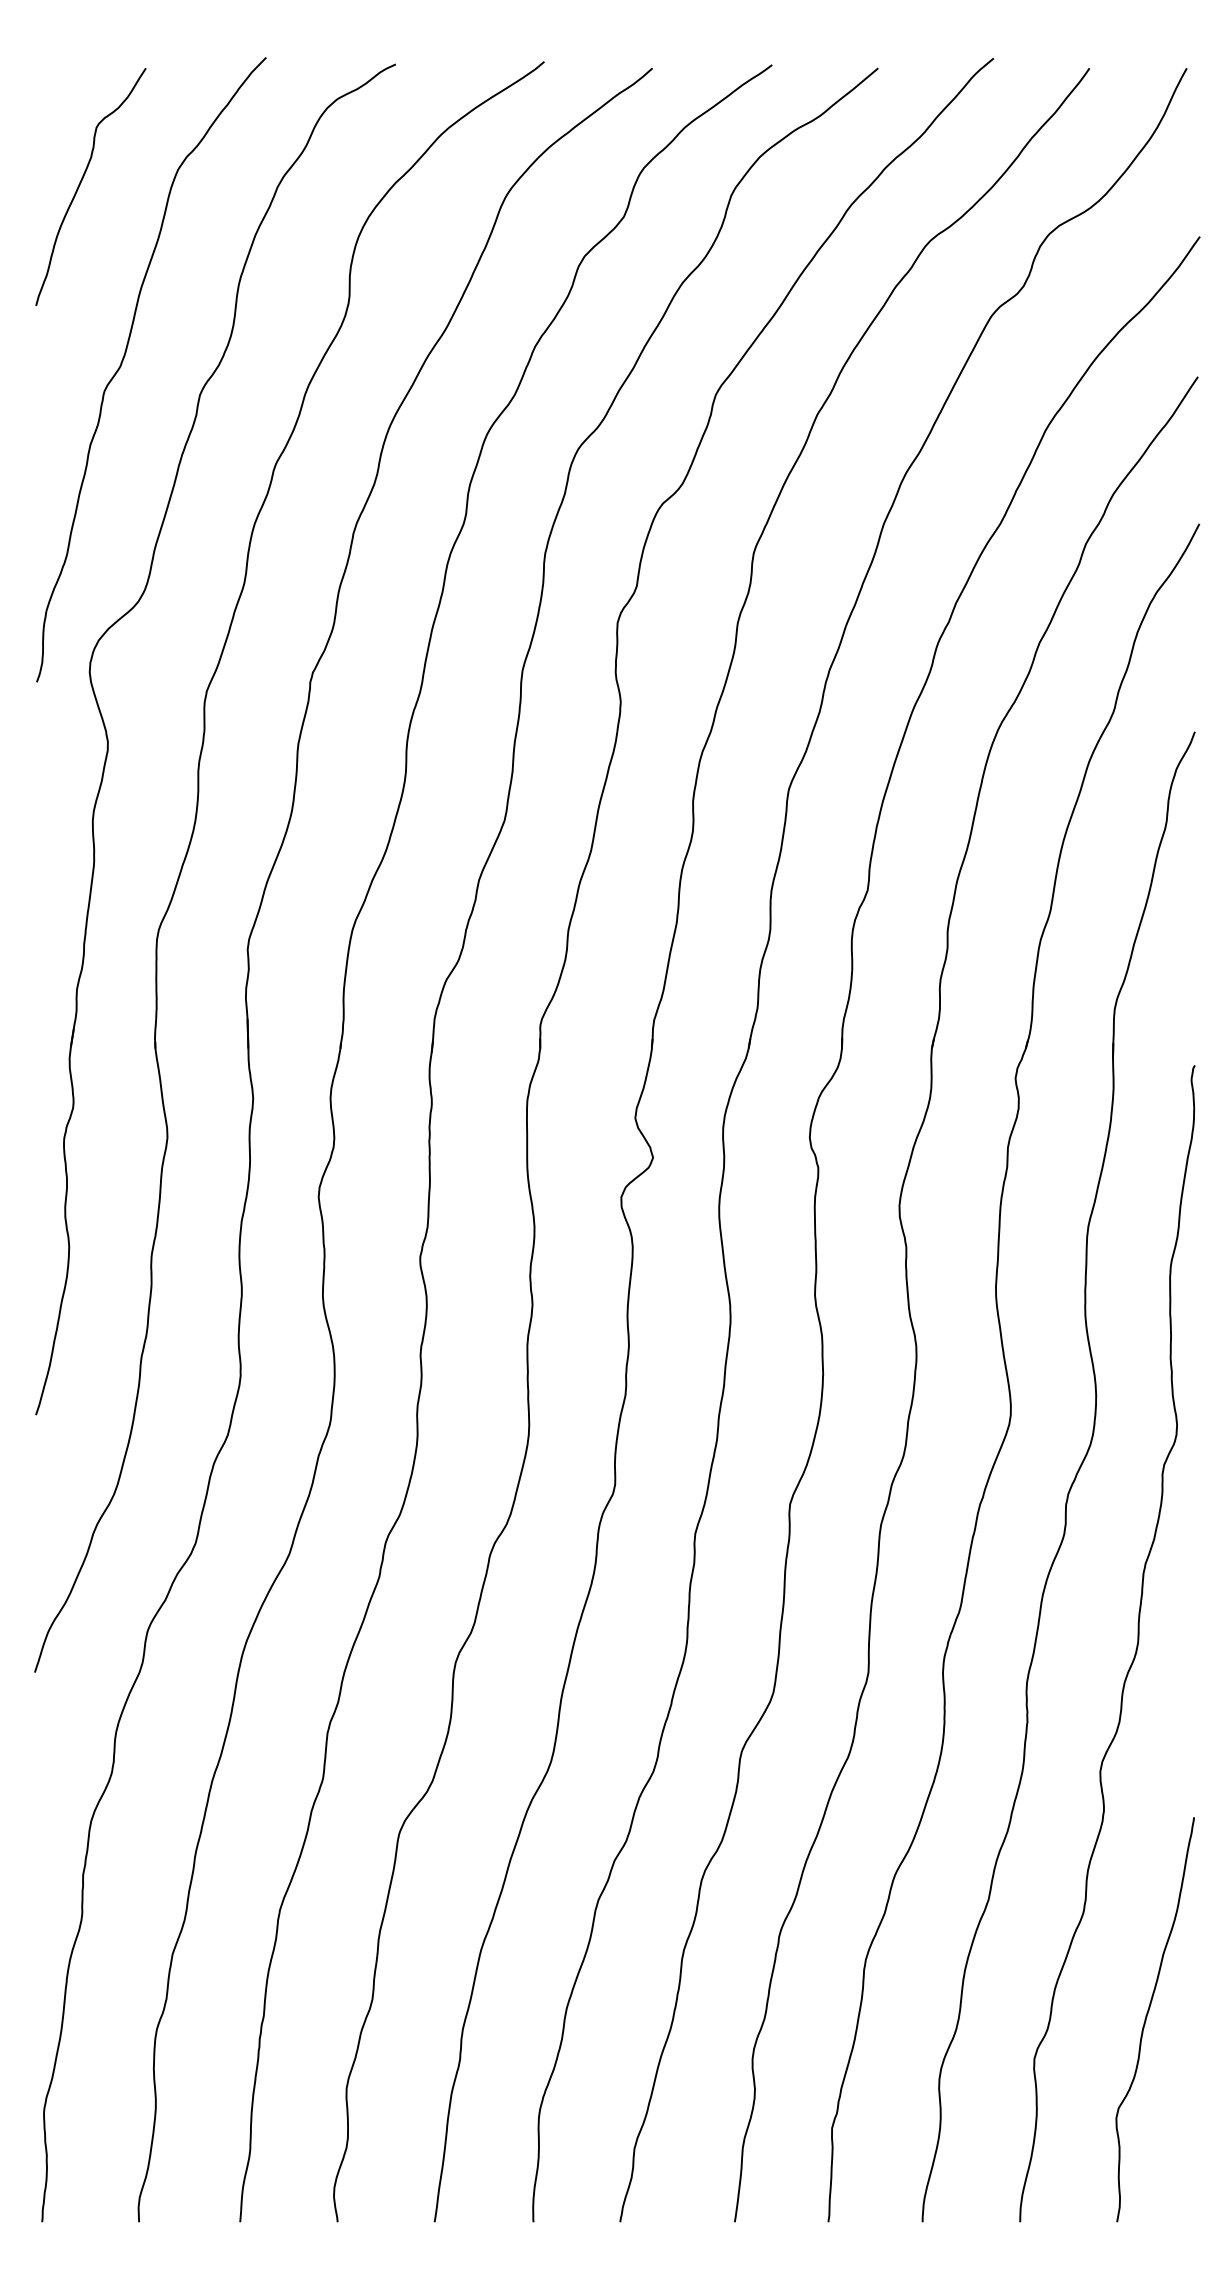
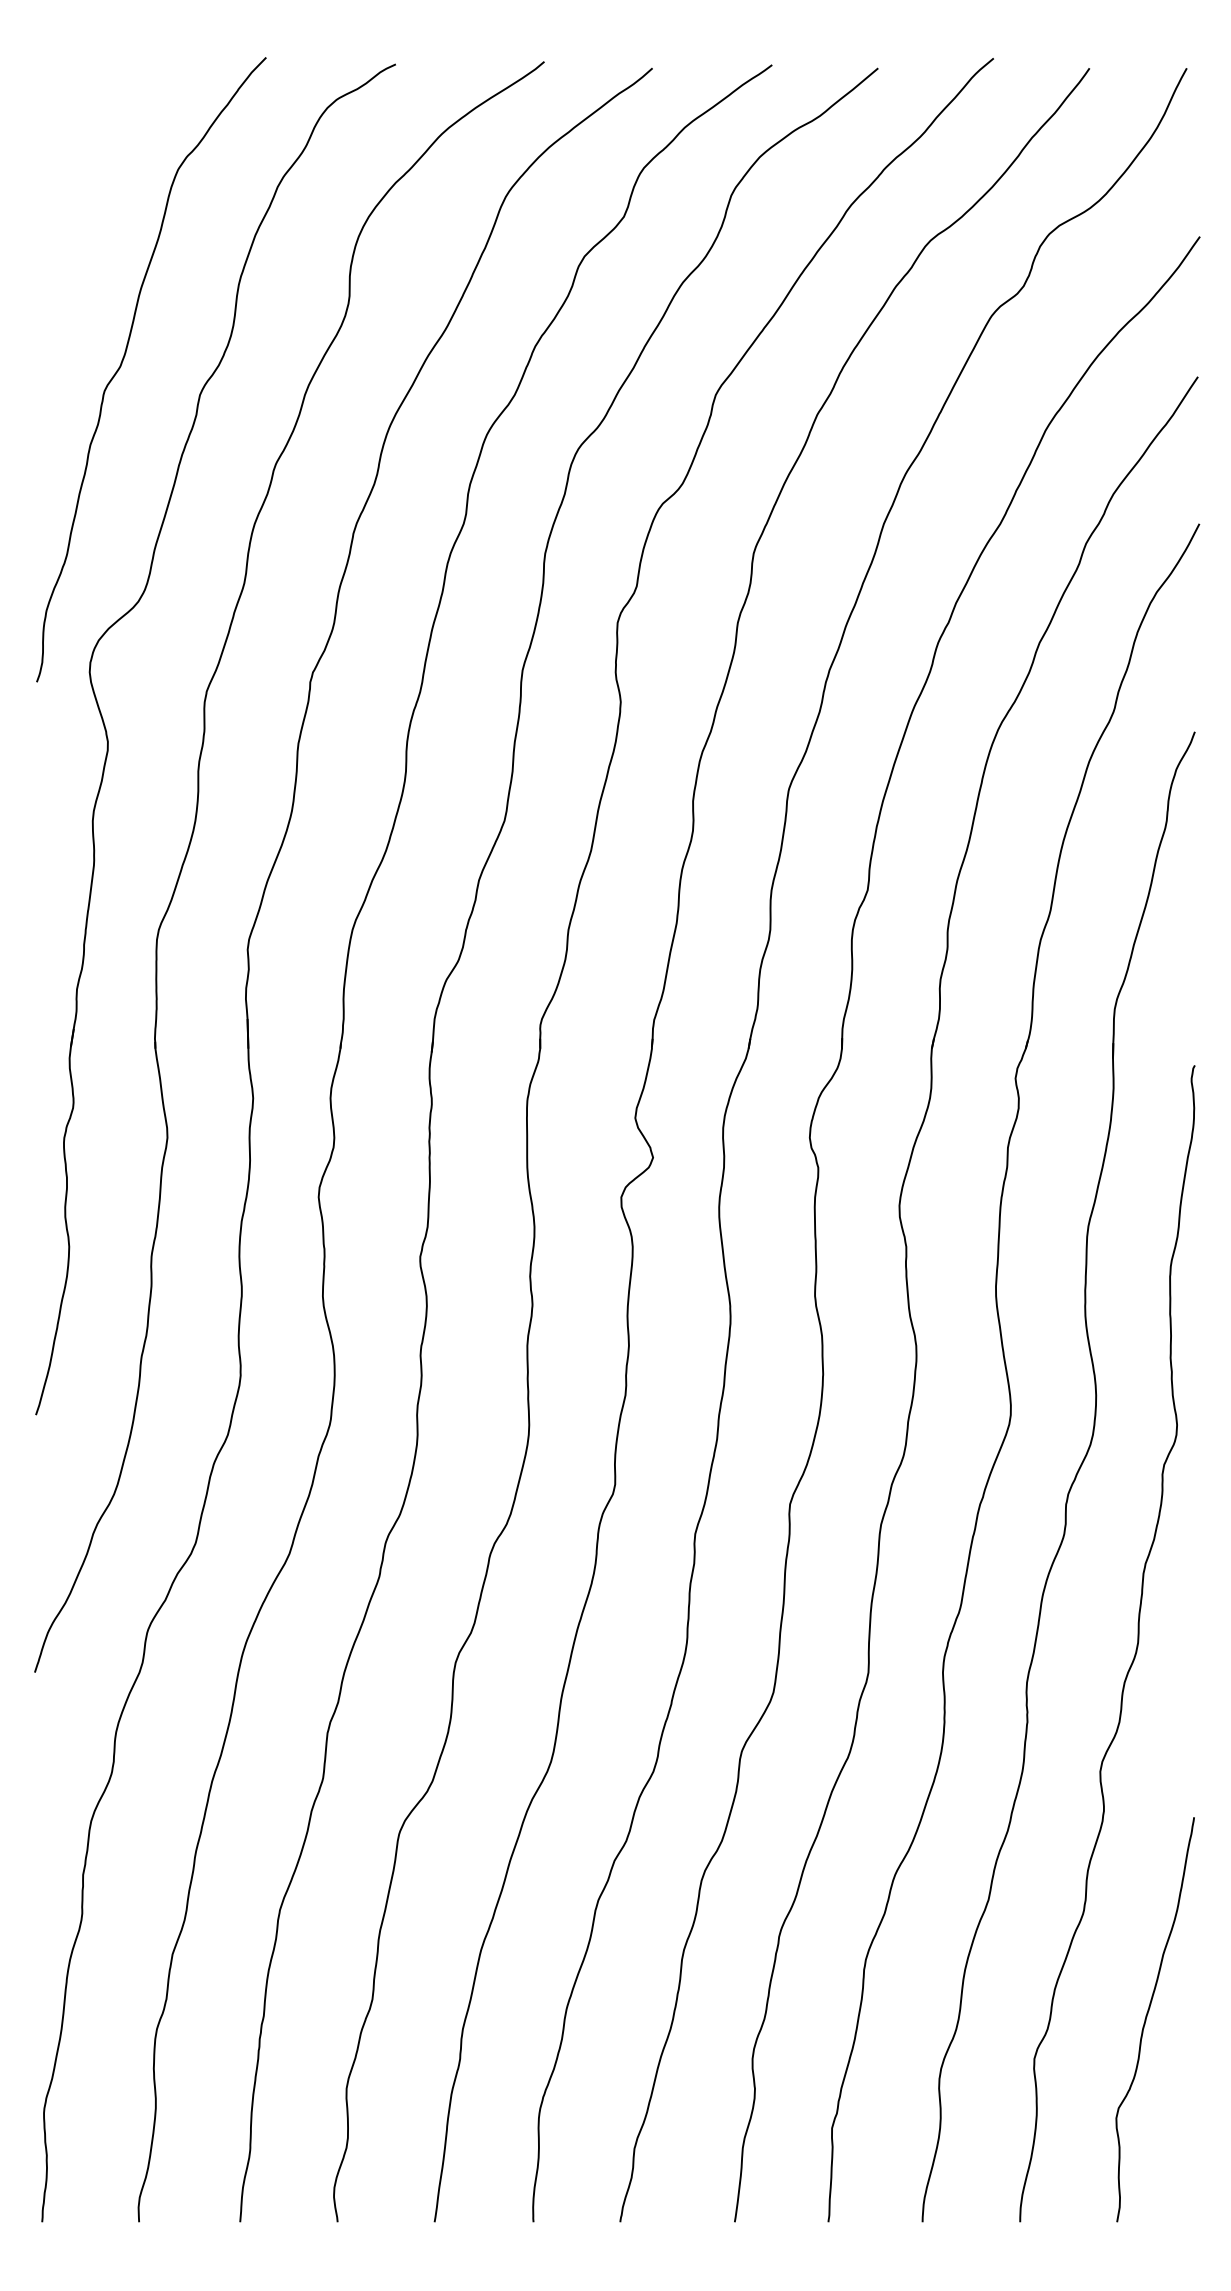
curve: present -> none (81, 183)
